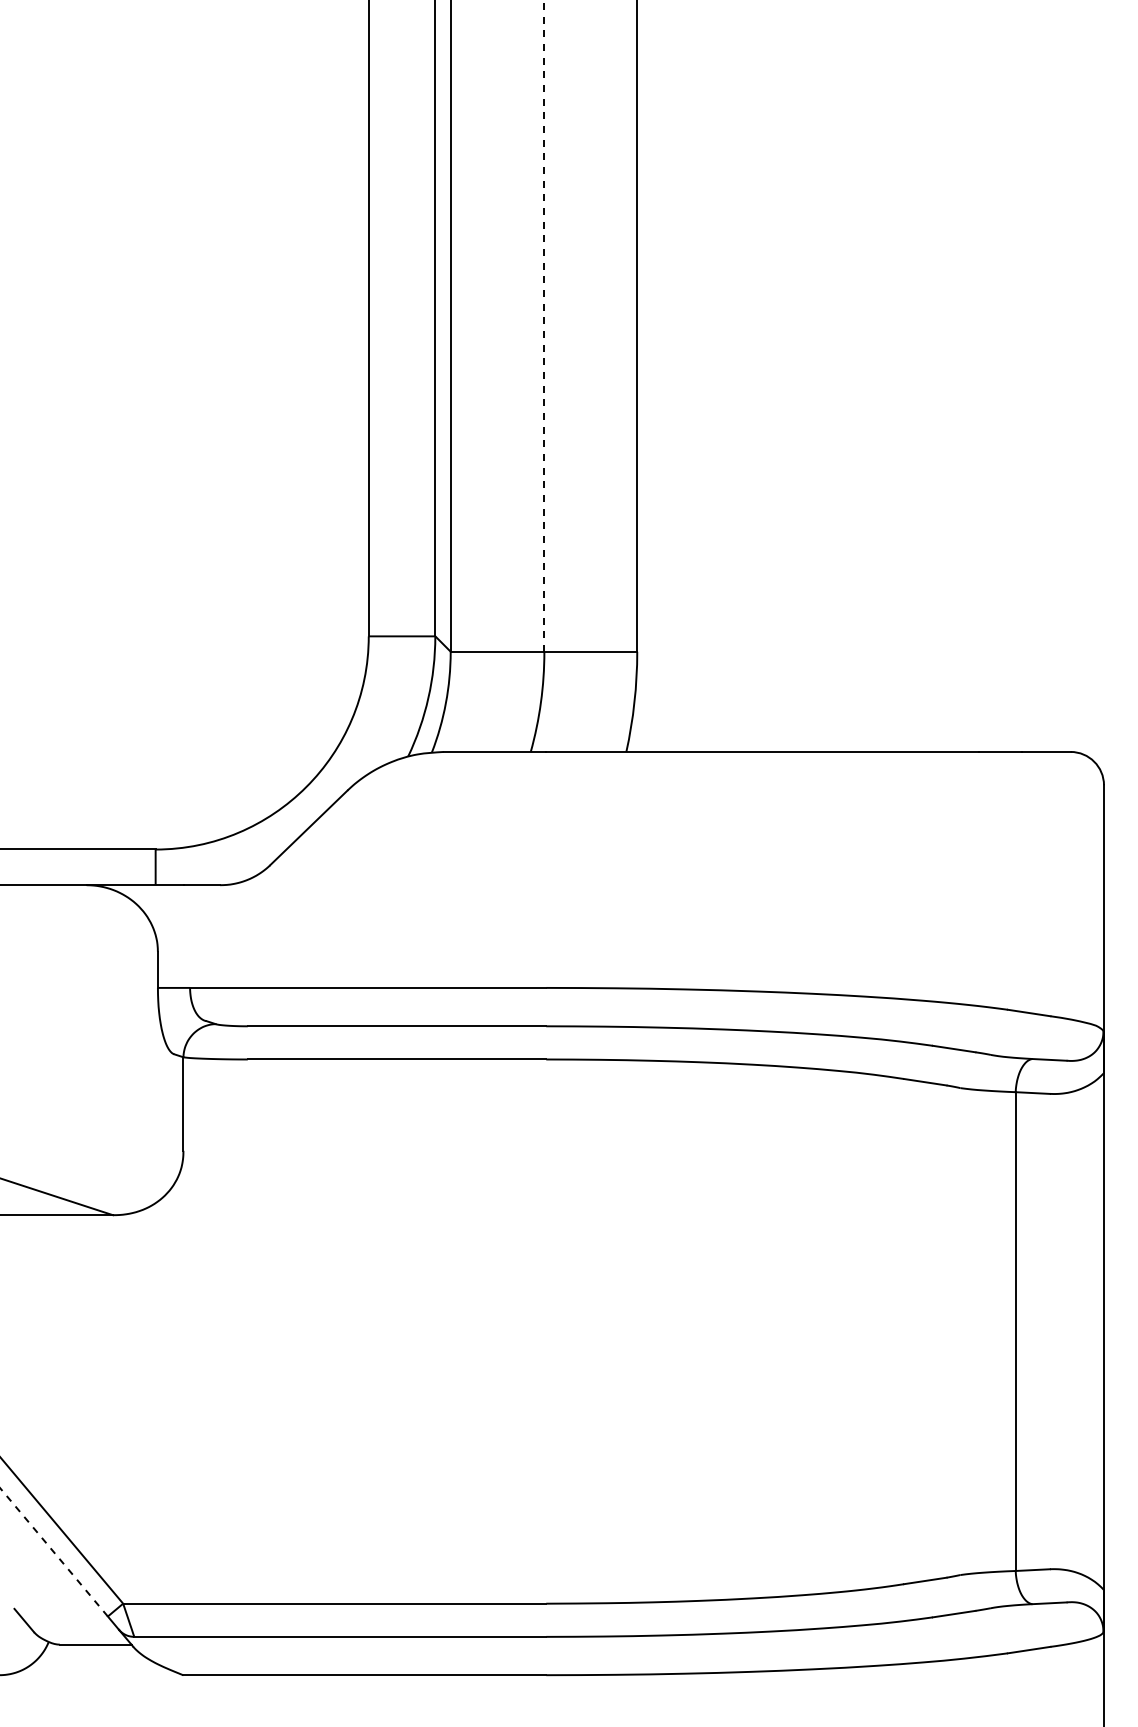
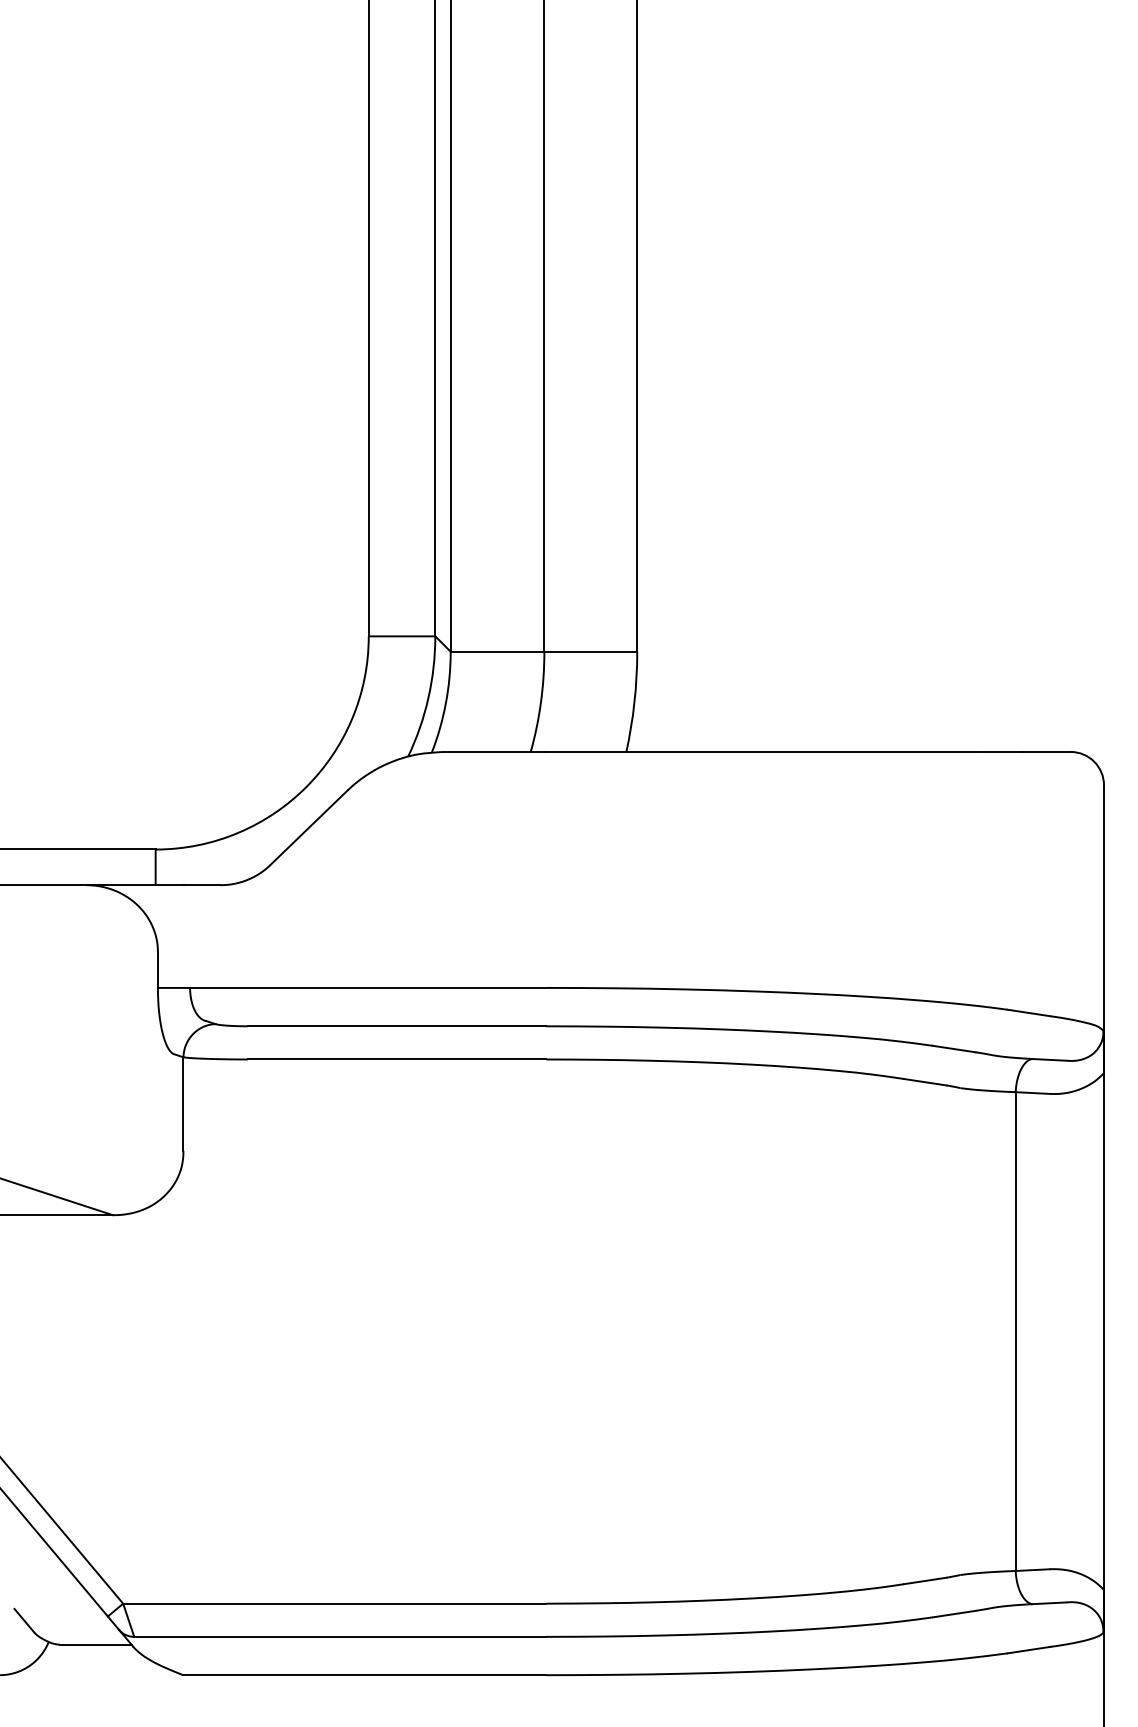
line: dashed -> solid (544, 326)
line: dashed -> solid (53, 1552)
